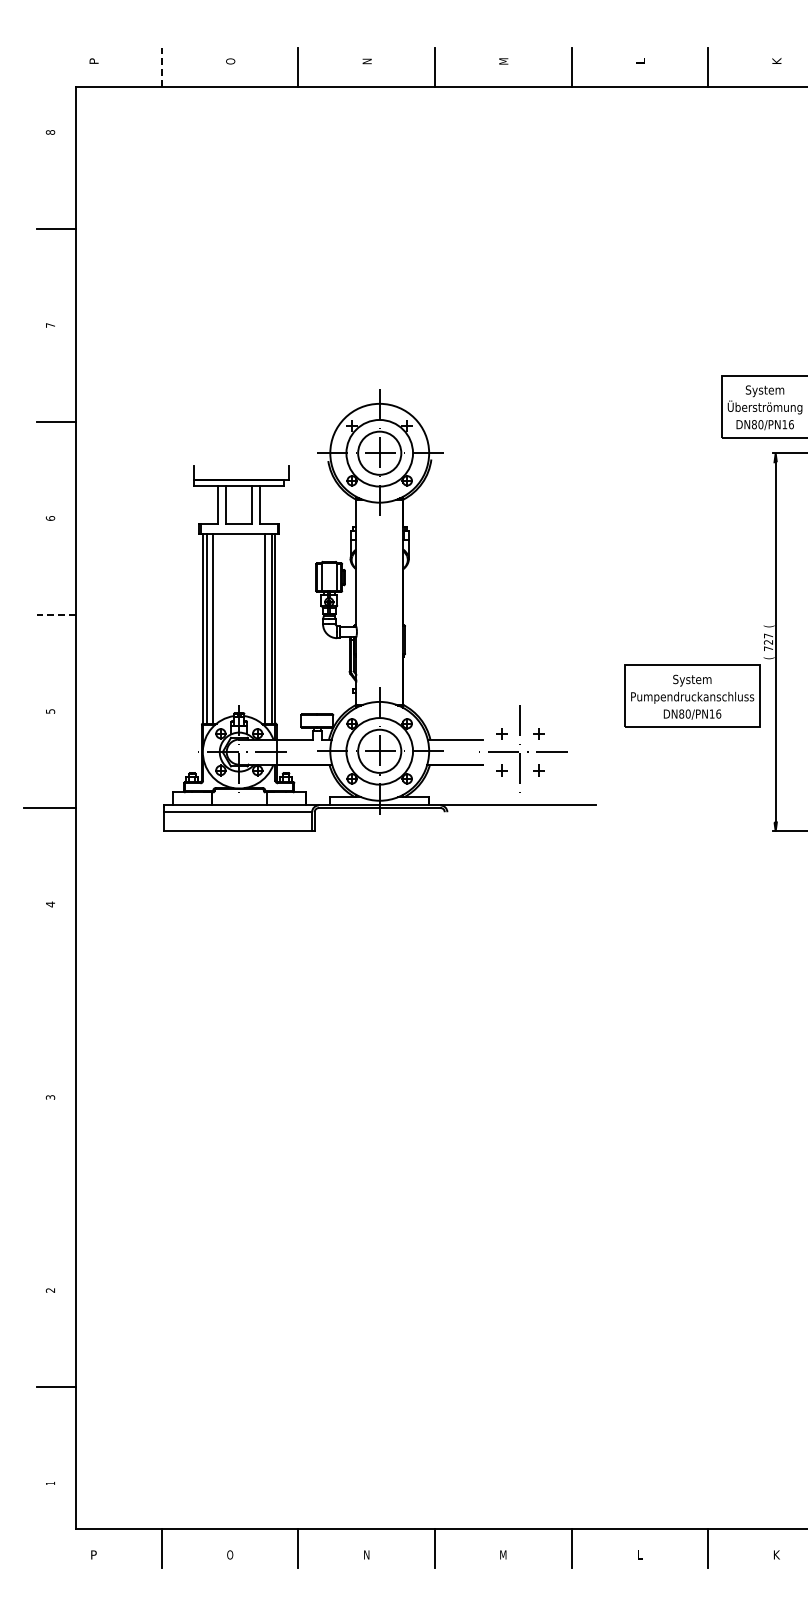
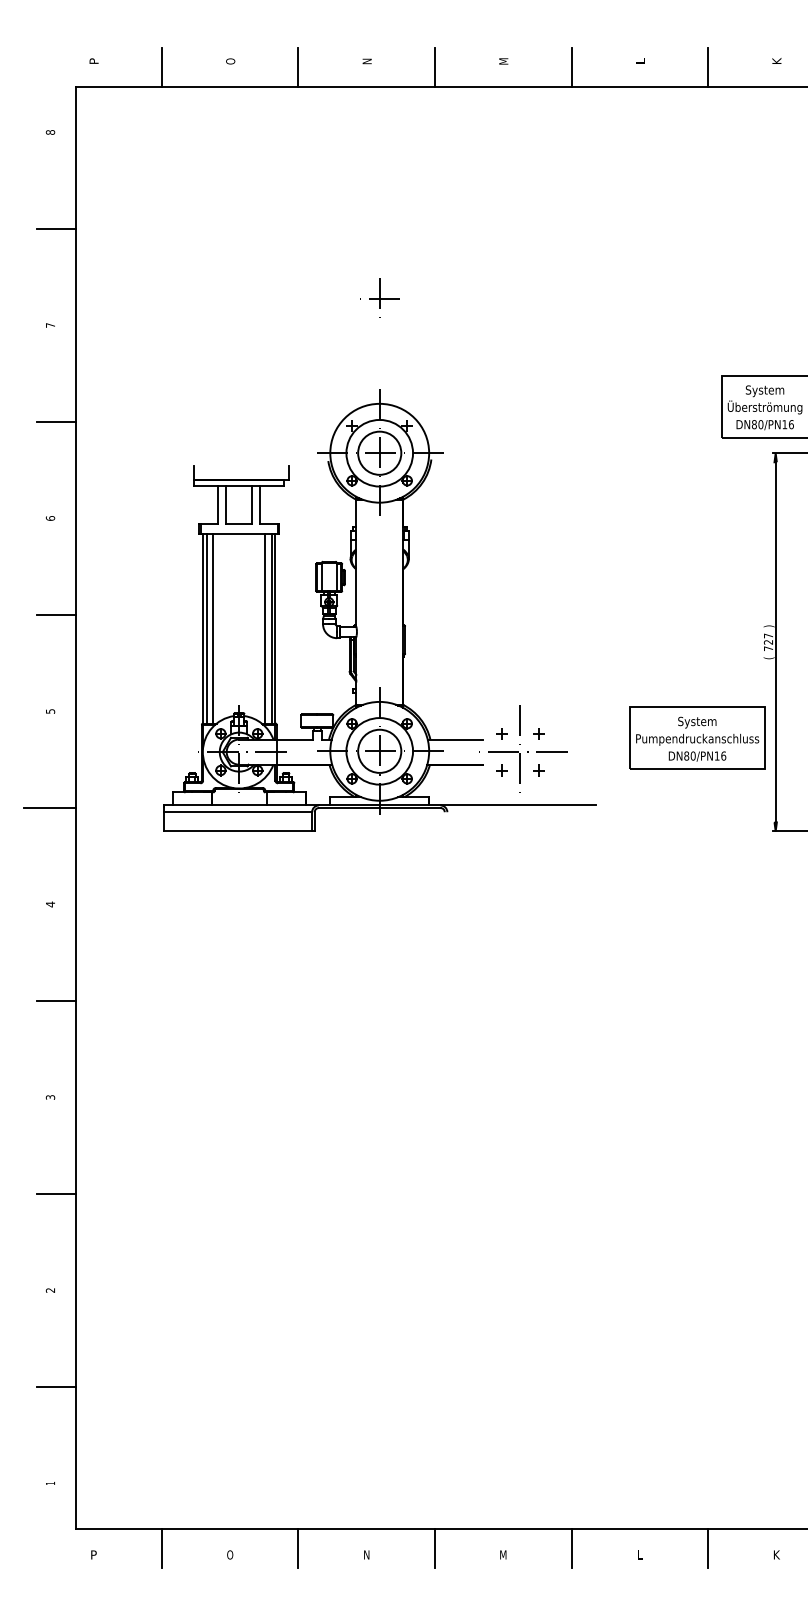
line: dashed -> solid (161, 67)
part: none -> present (379, 297)
line: dashed -> solid (56, 614)
text: ( -> ) (768, 626)
part position: (692, 695) -> (697, 737) (697, 737)
line: none -> present (56, 1001)
line: none -> present (56, 1194)
